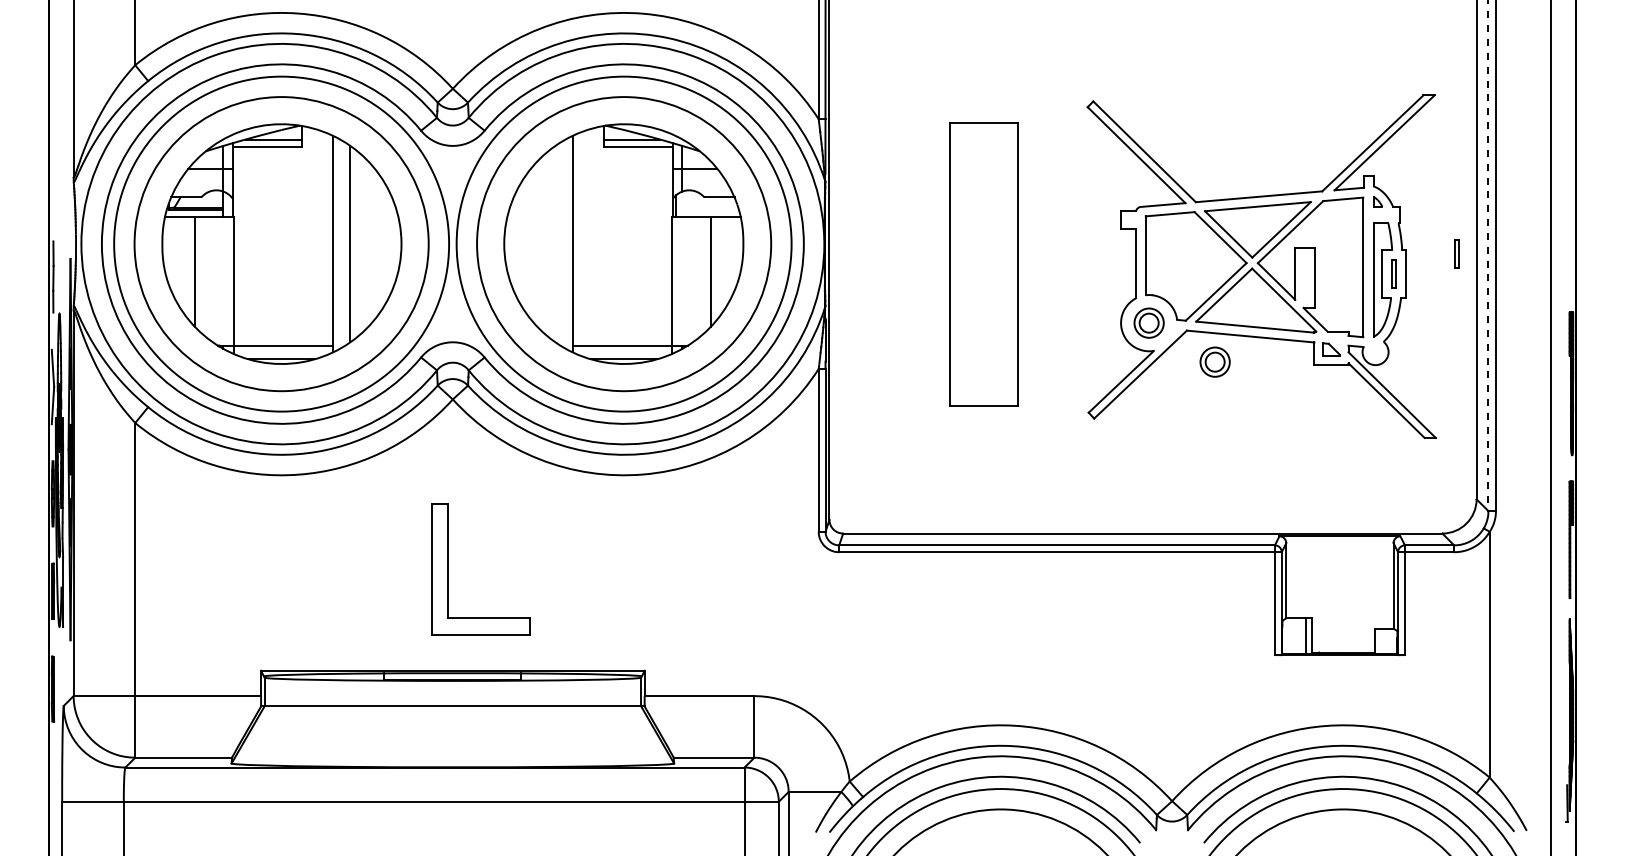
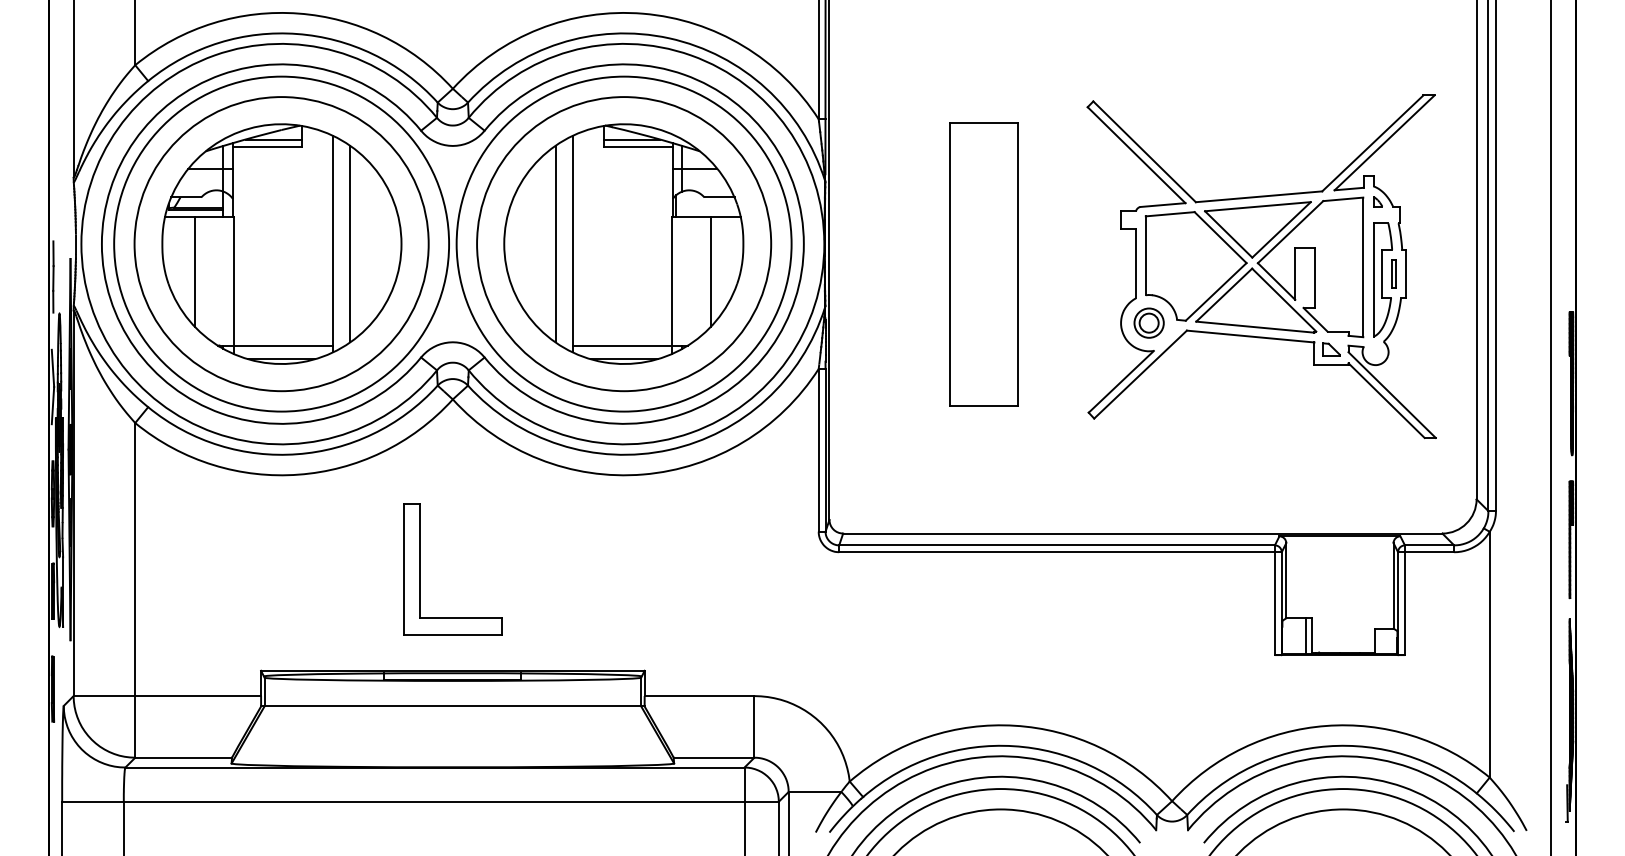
line: none -> present (555, 243)
part: present -> none (1456, 253)
line: dashed -> solid (1488, 256)
part: present -> none (1214, 361)
part position: (448, 569) -> (420, 569) (420, 569)
